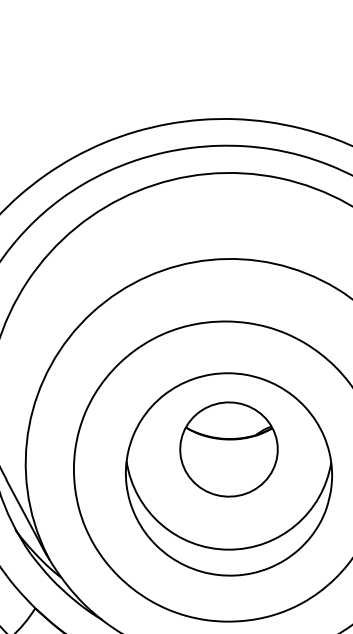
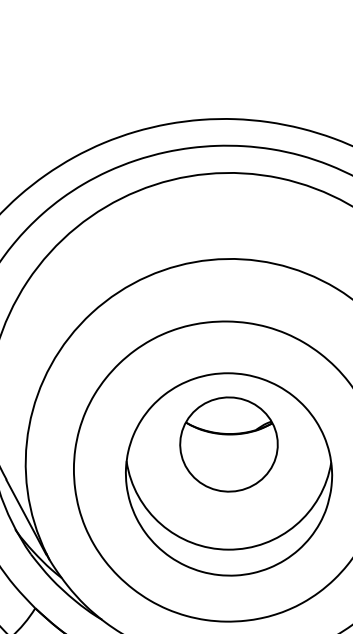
part position: (228, 449) -> (228, 444) (228, 444)
